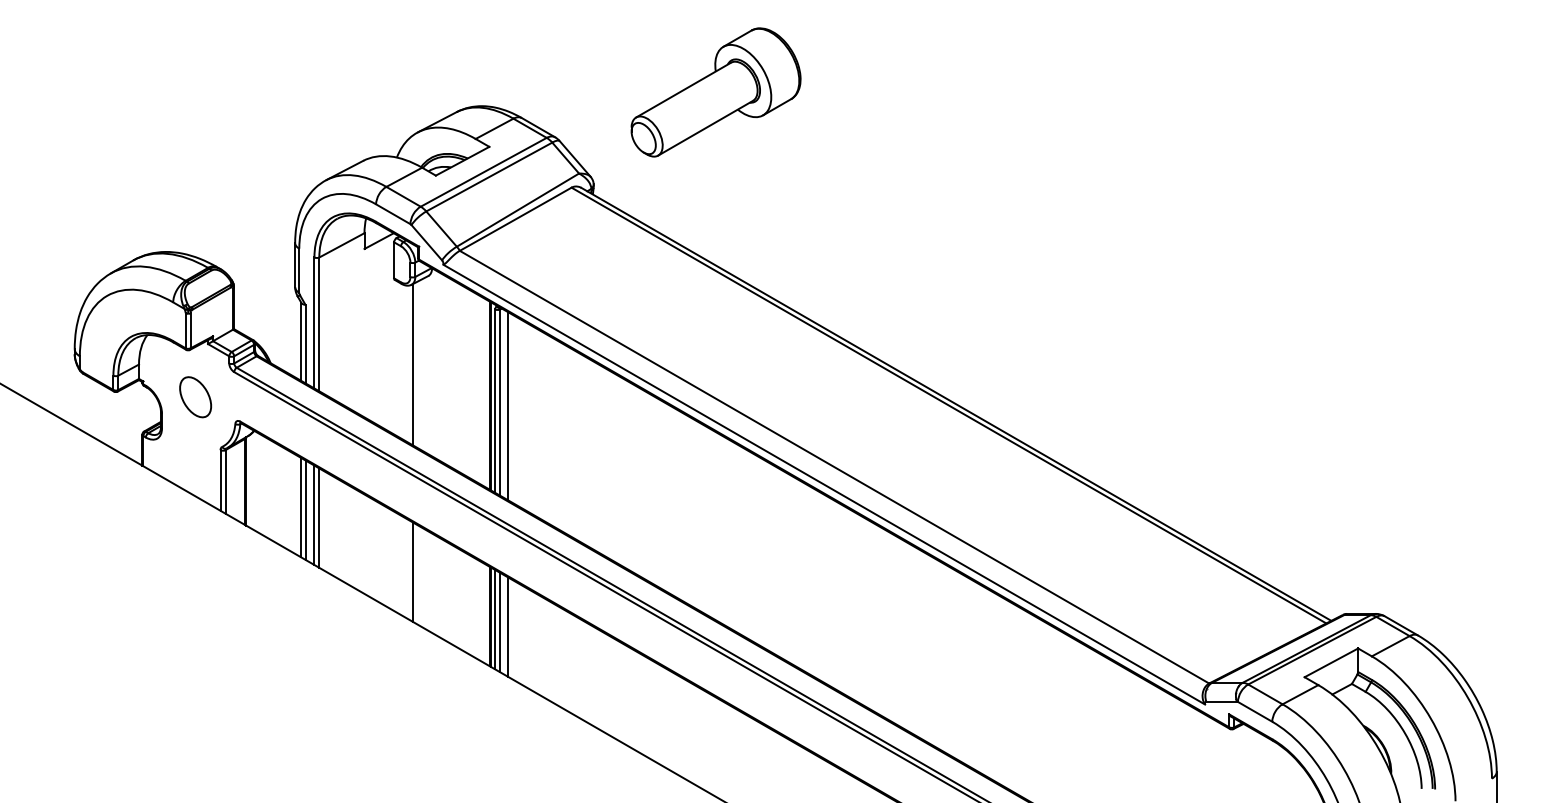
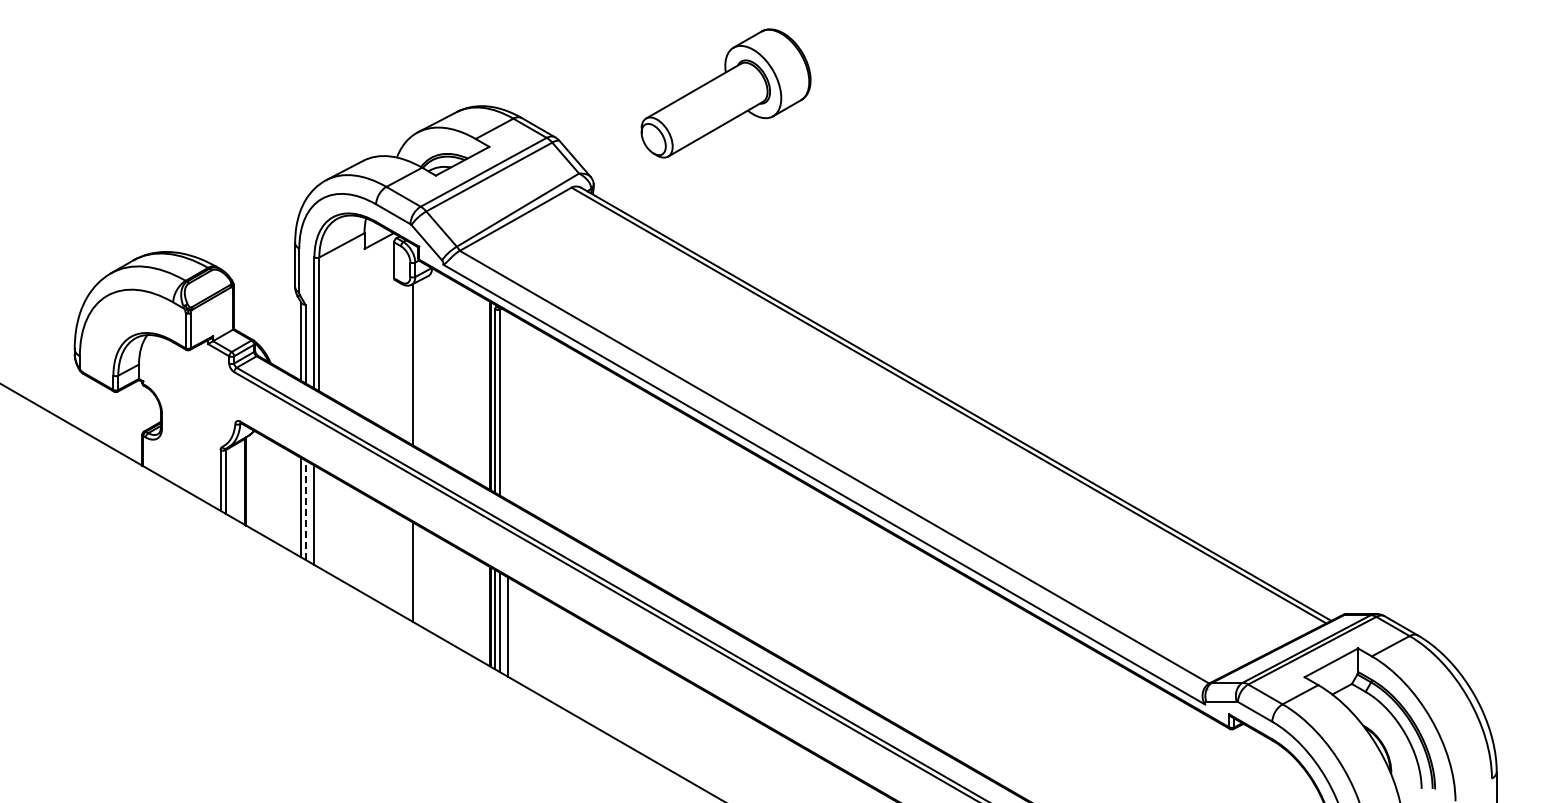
part position: (715, 92) -> (725, 93) (725, 93)
part: present -> none (195, 397)
line: present -> none (508, 406)
line: solid -> dashed (305, 510)
line: present -> none (319, 517)
